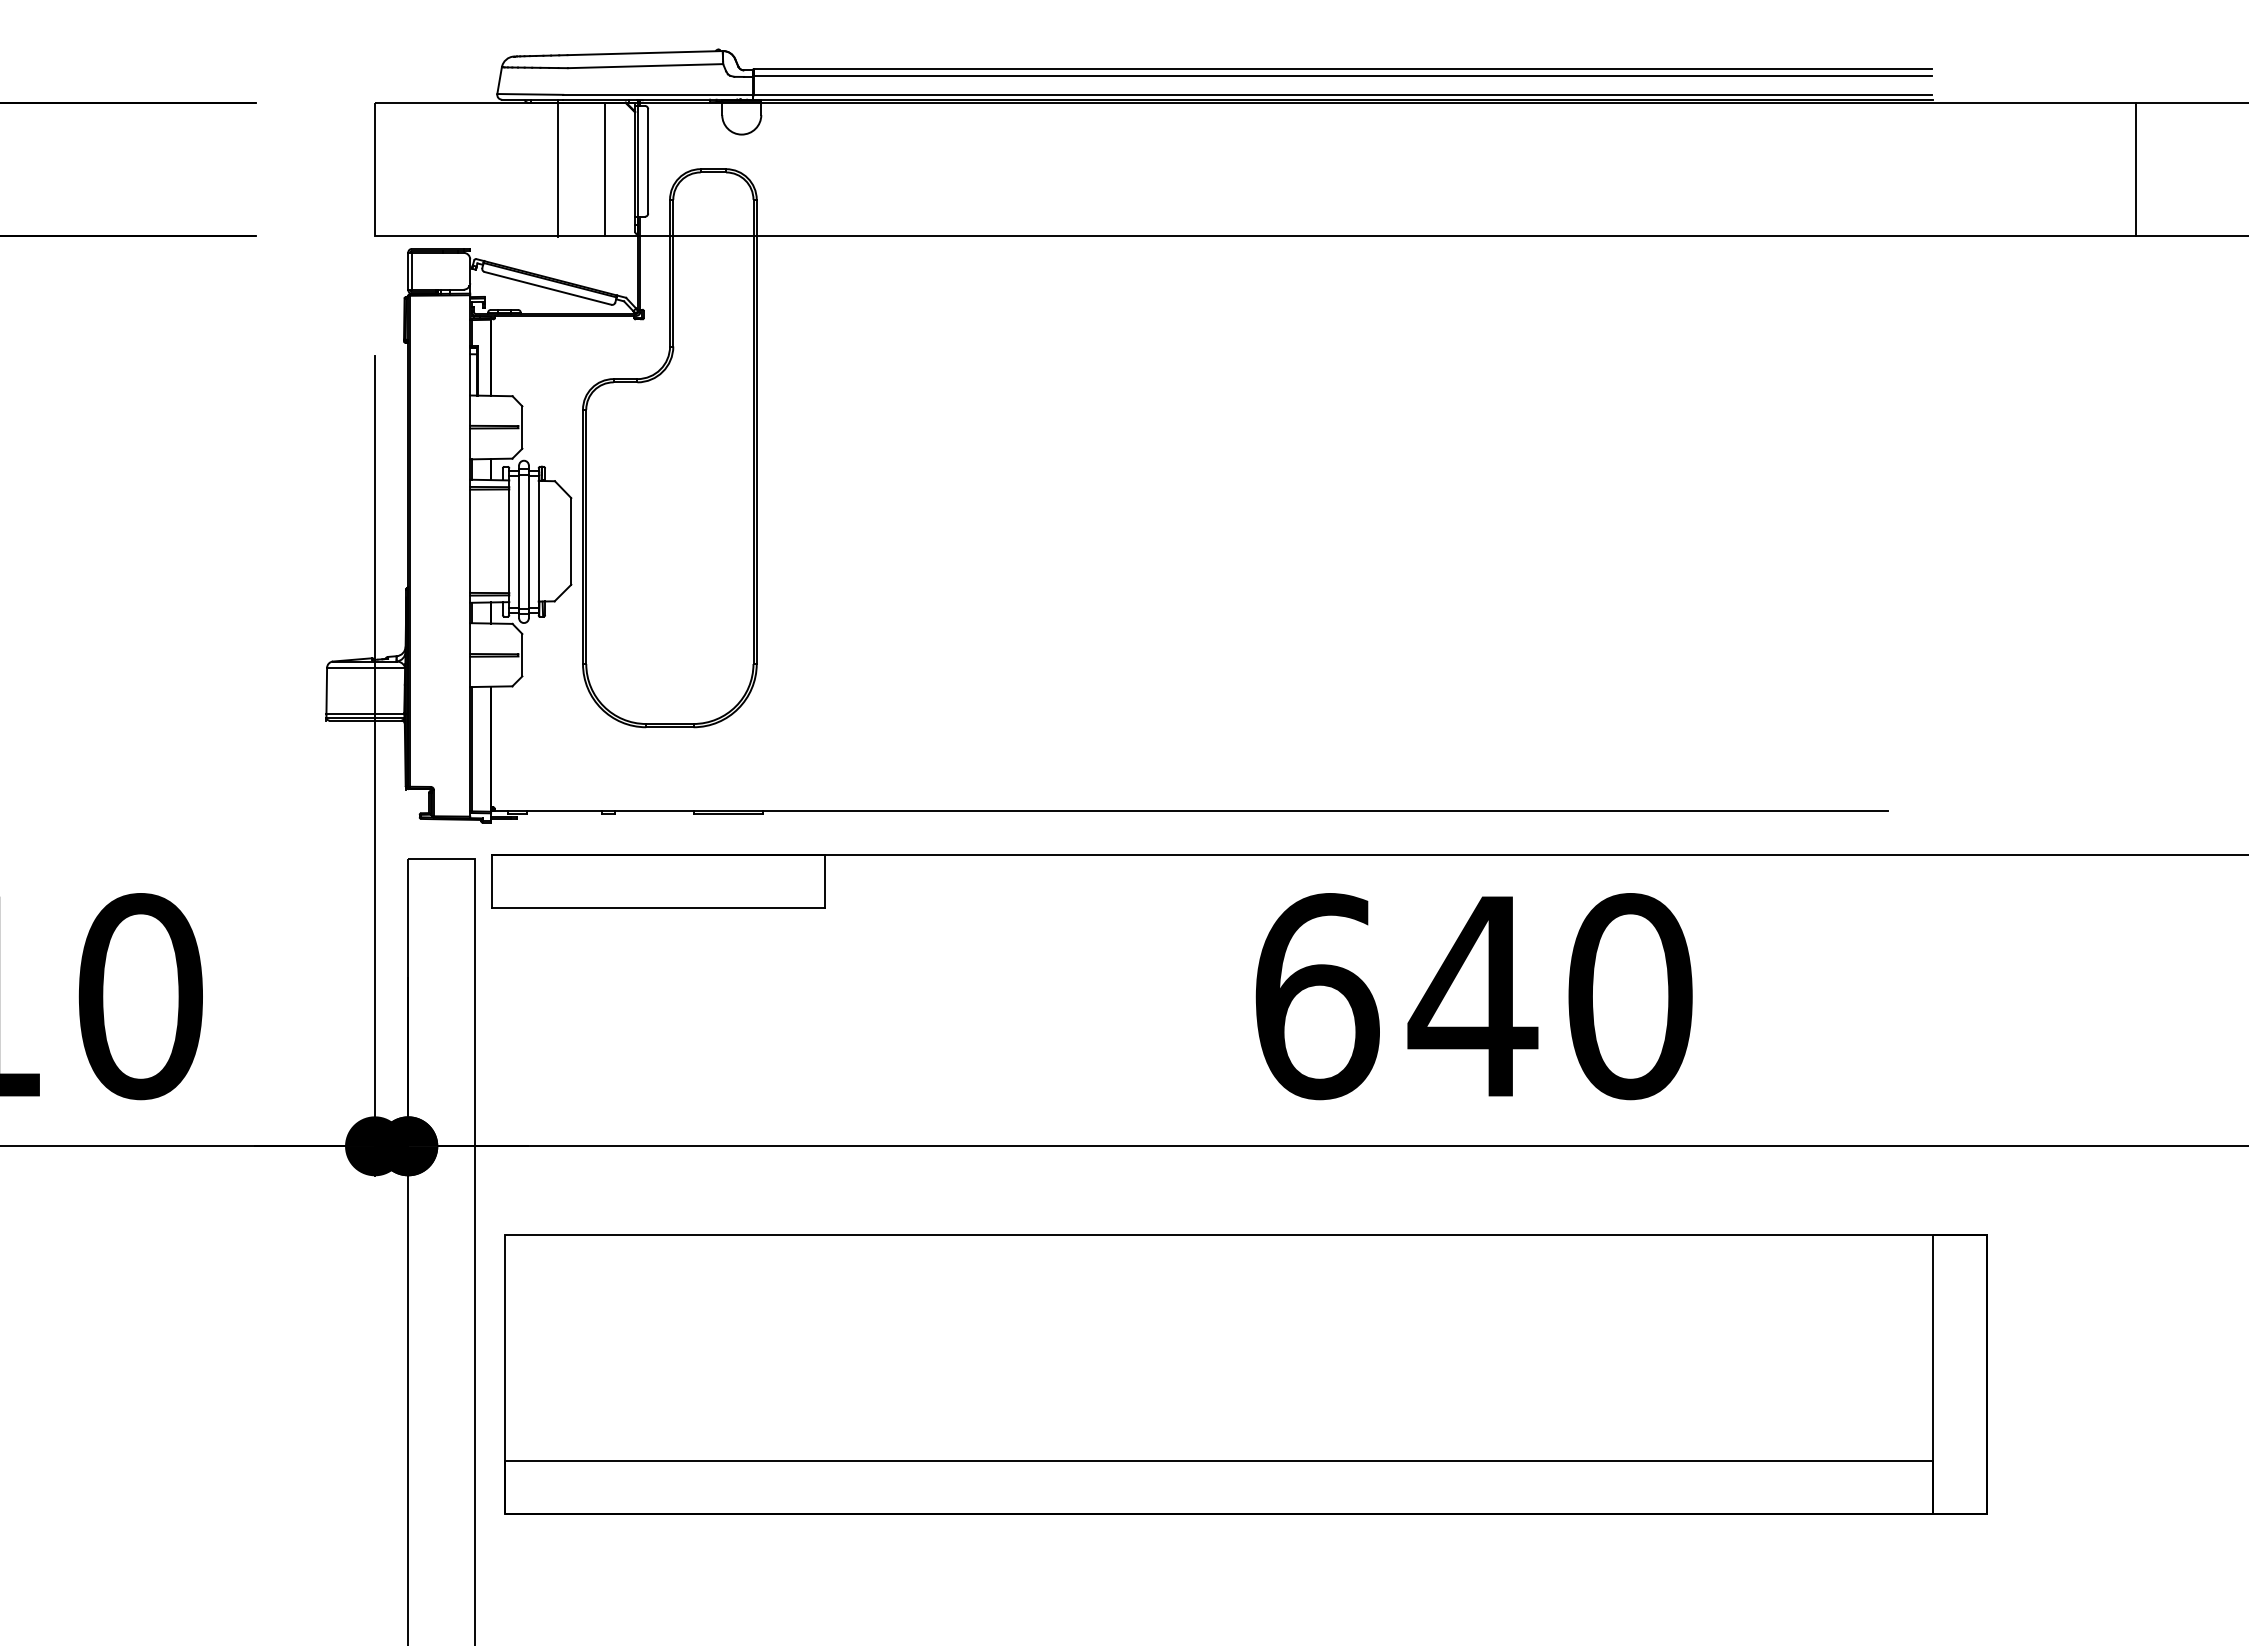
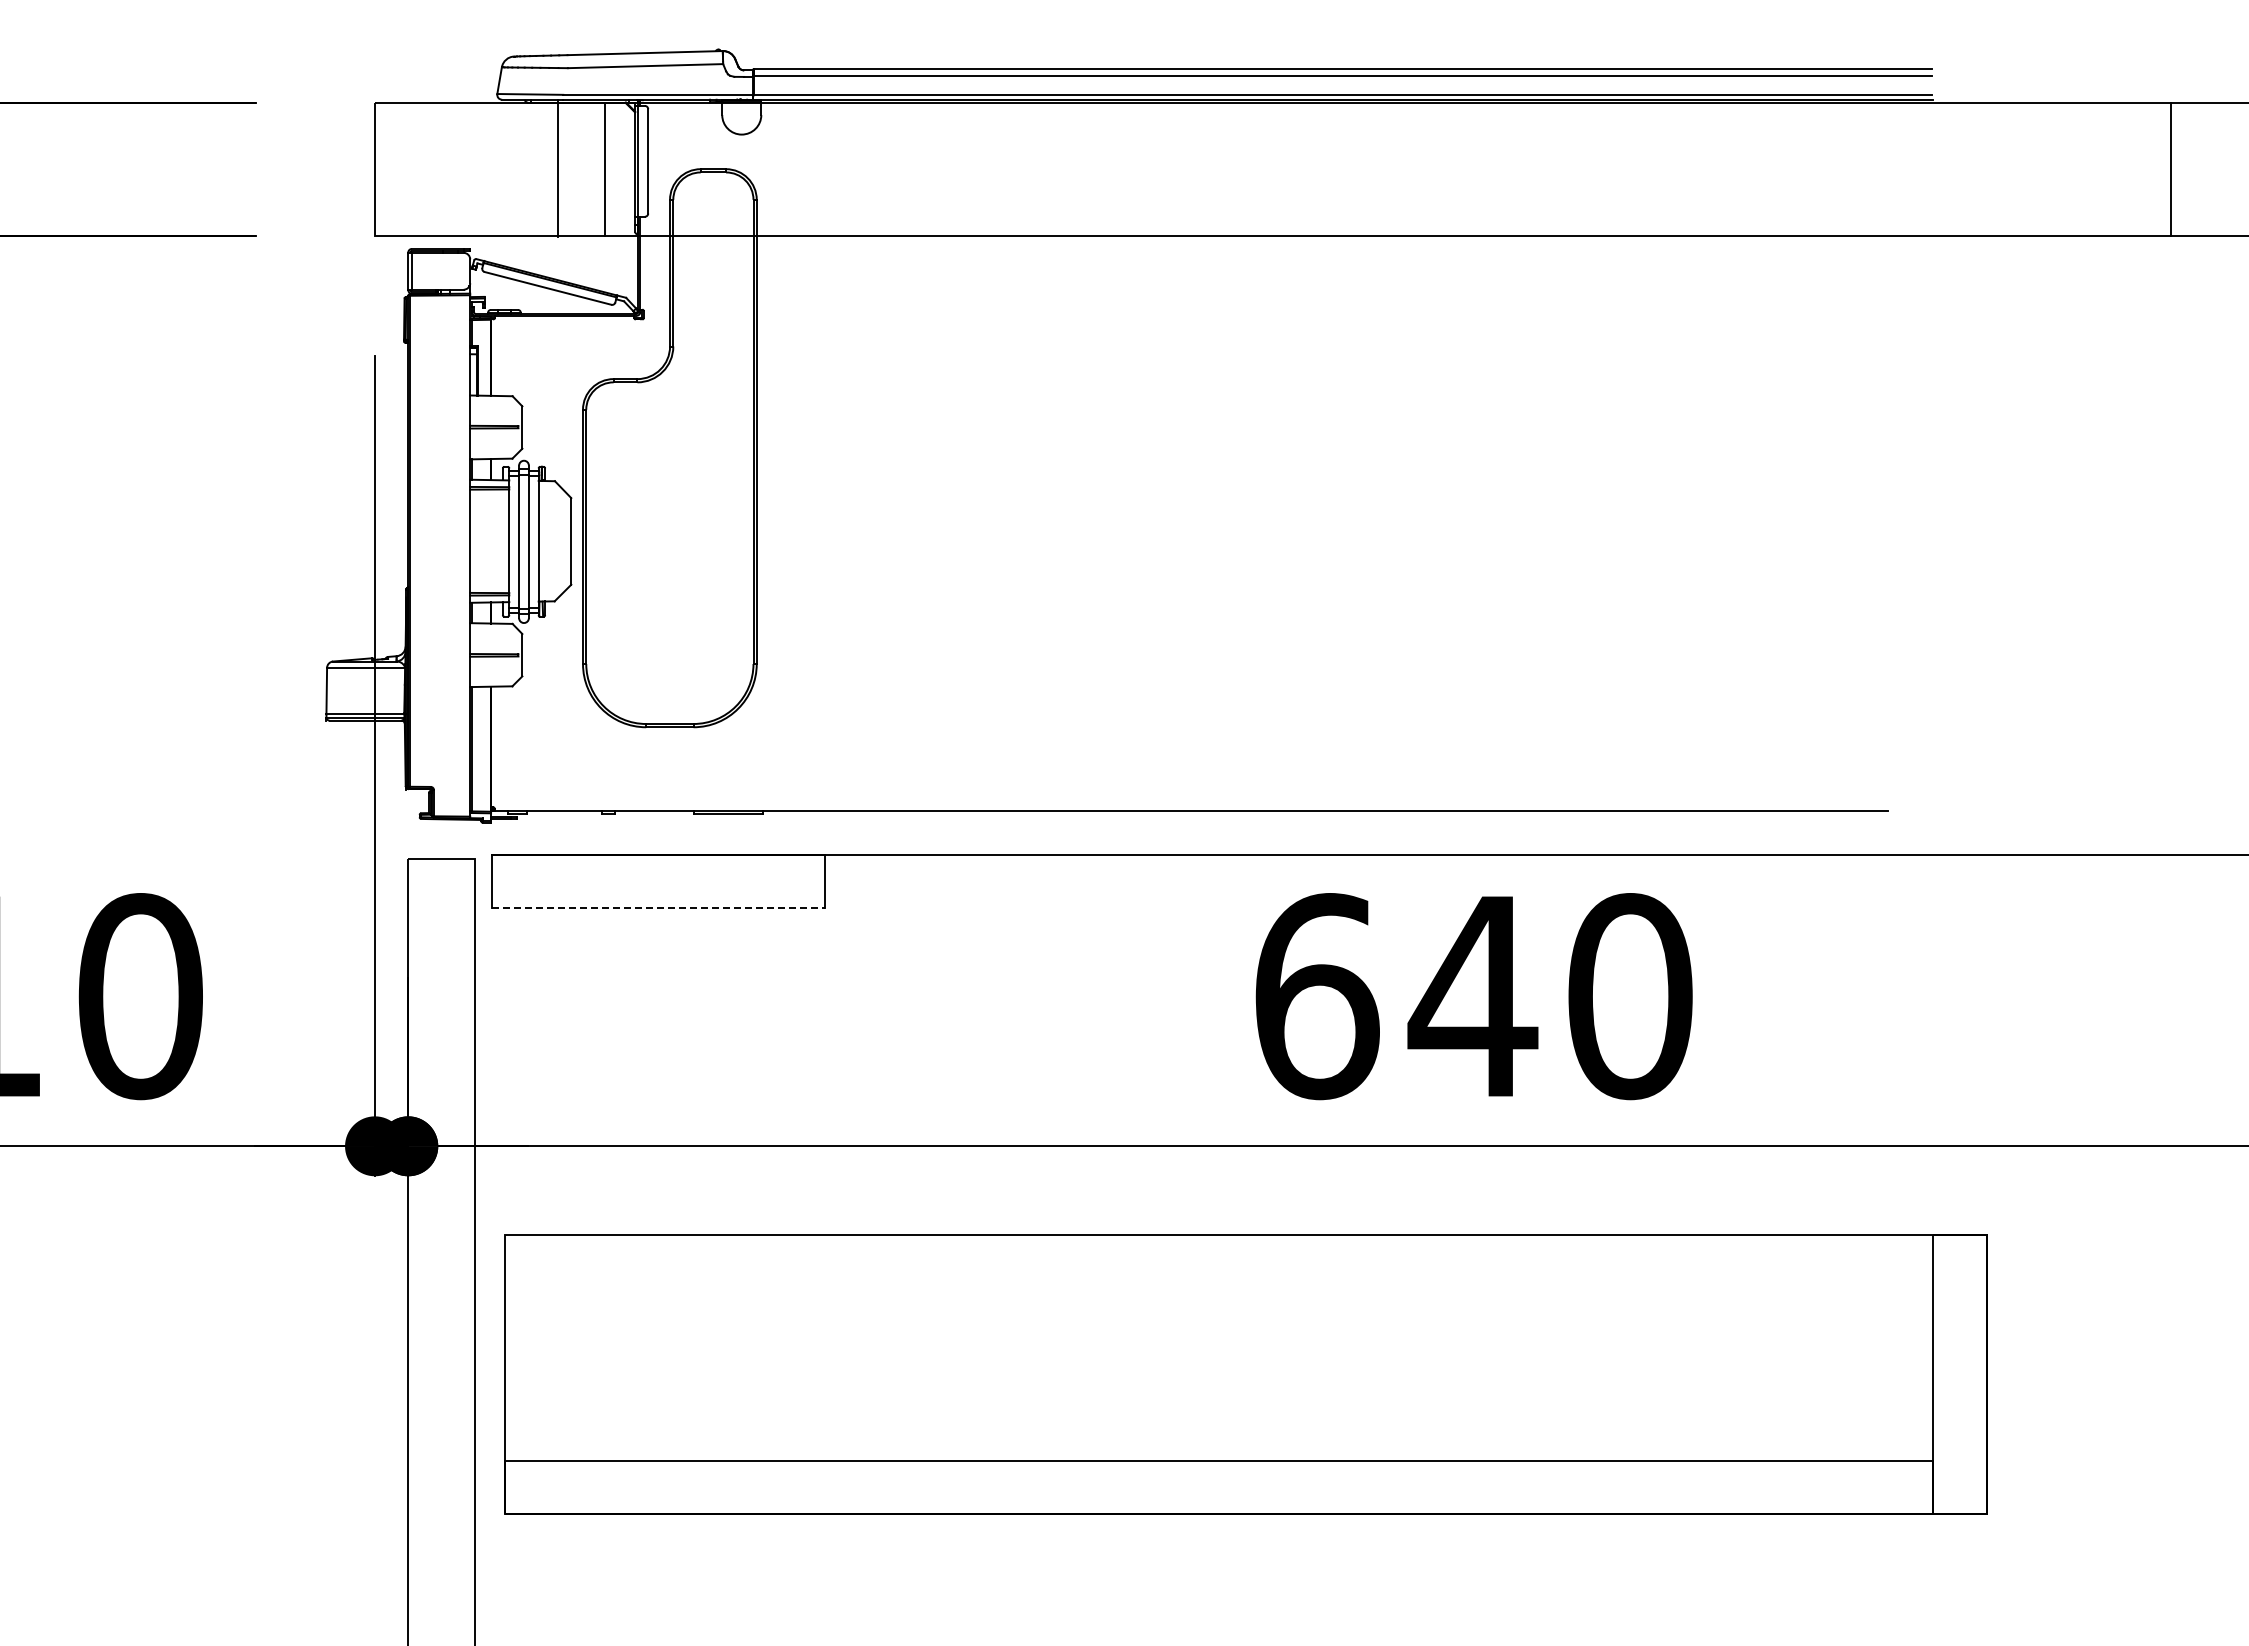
line position: (2136, 168) -> (2171, 168) (2171, 168)
line: solid -> dashed (658, 908)
